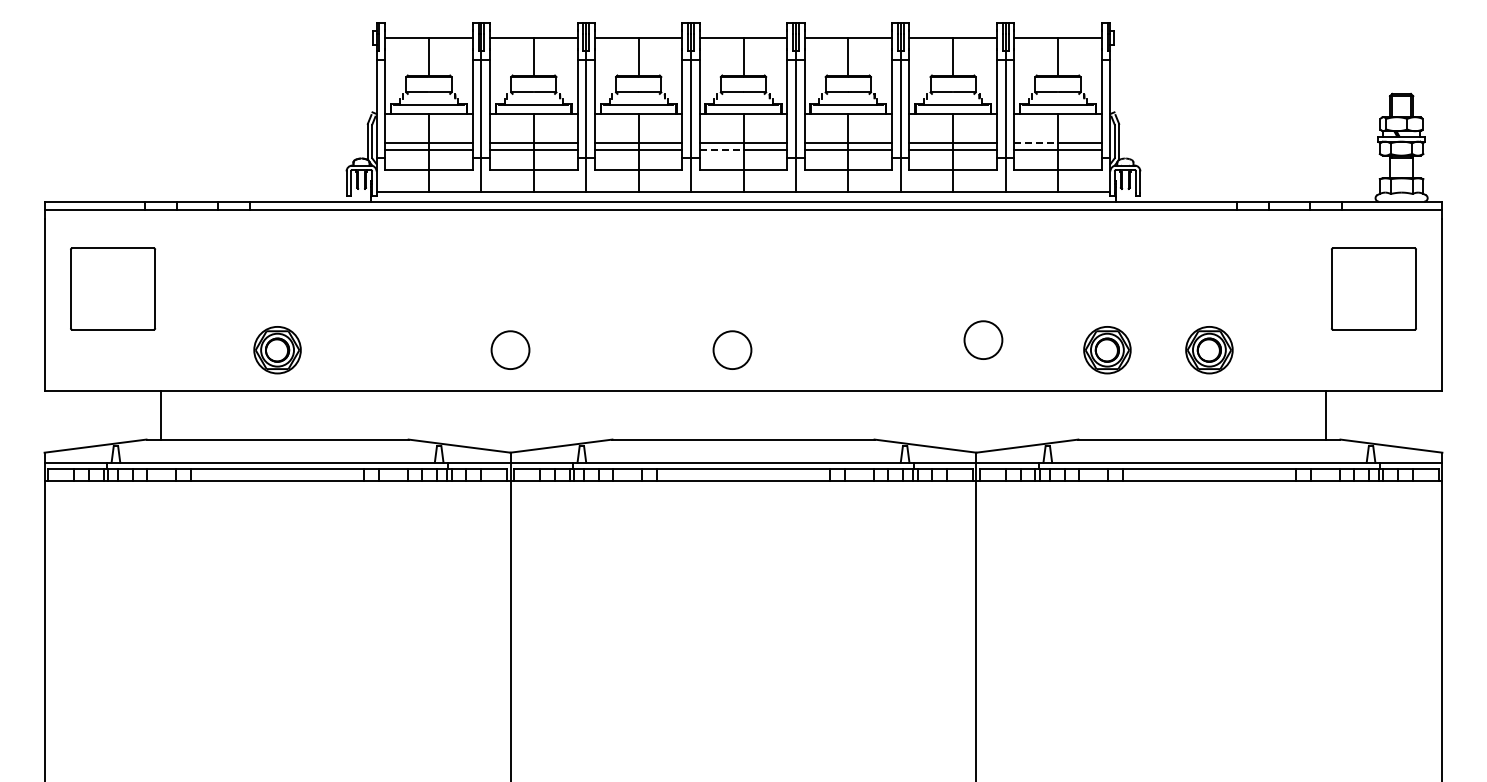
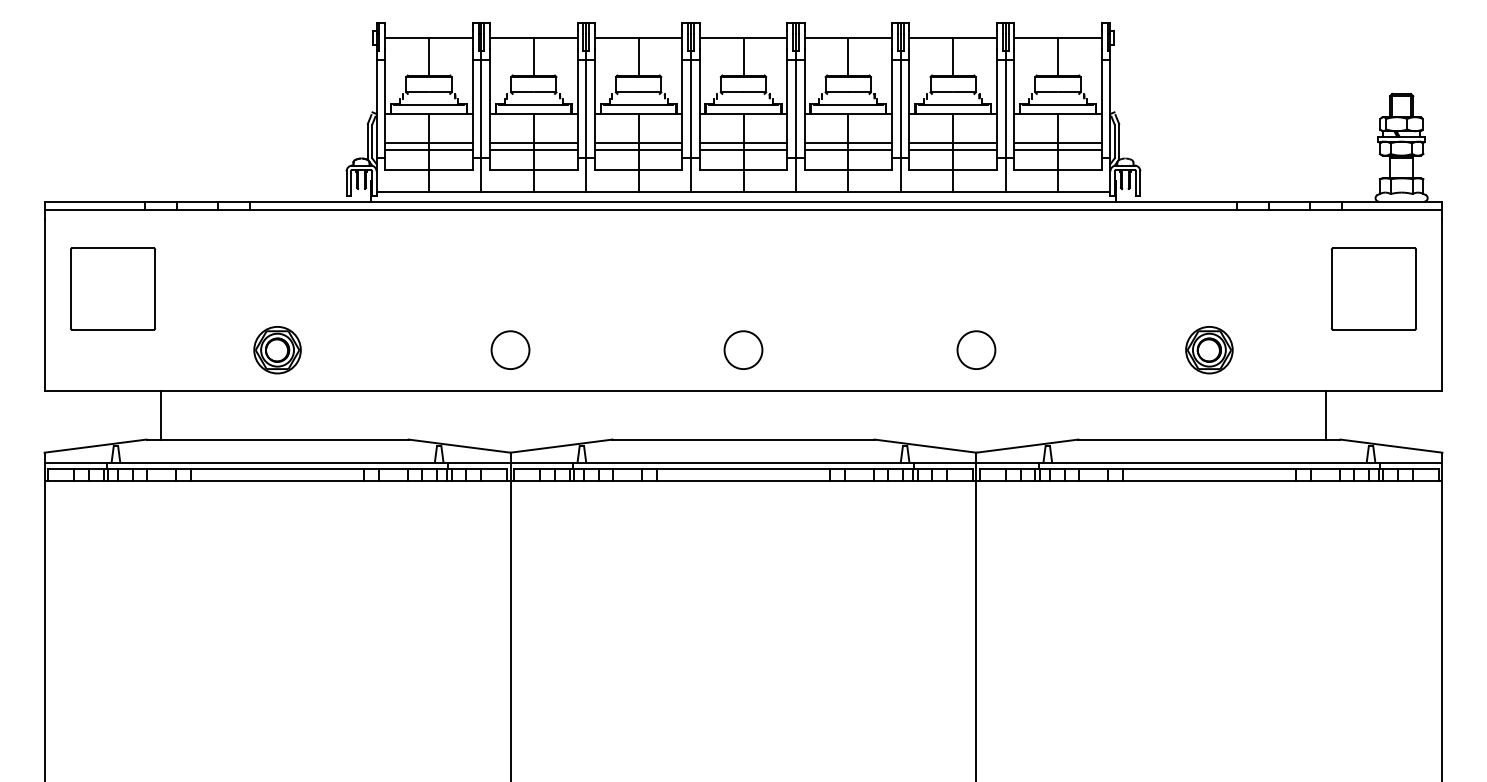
line: dashed -> solid (1036, 142)
line: dashed -> solid (721, 149)
circle position: (983, 339) -> (976, 349) (976, 349)
circle position: (732, 349) -> (743, 349) (743, 349)
part: present -> none (1107, 350)
